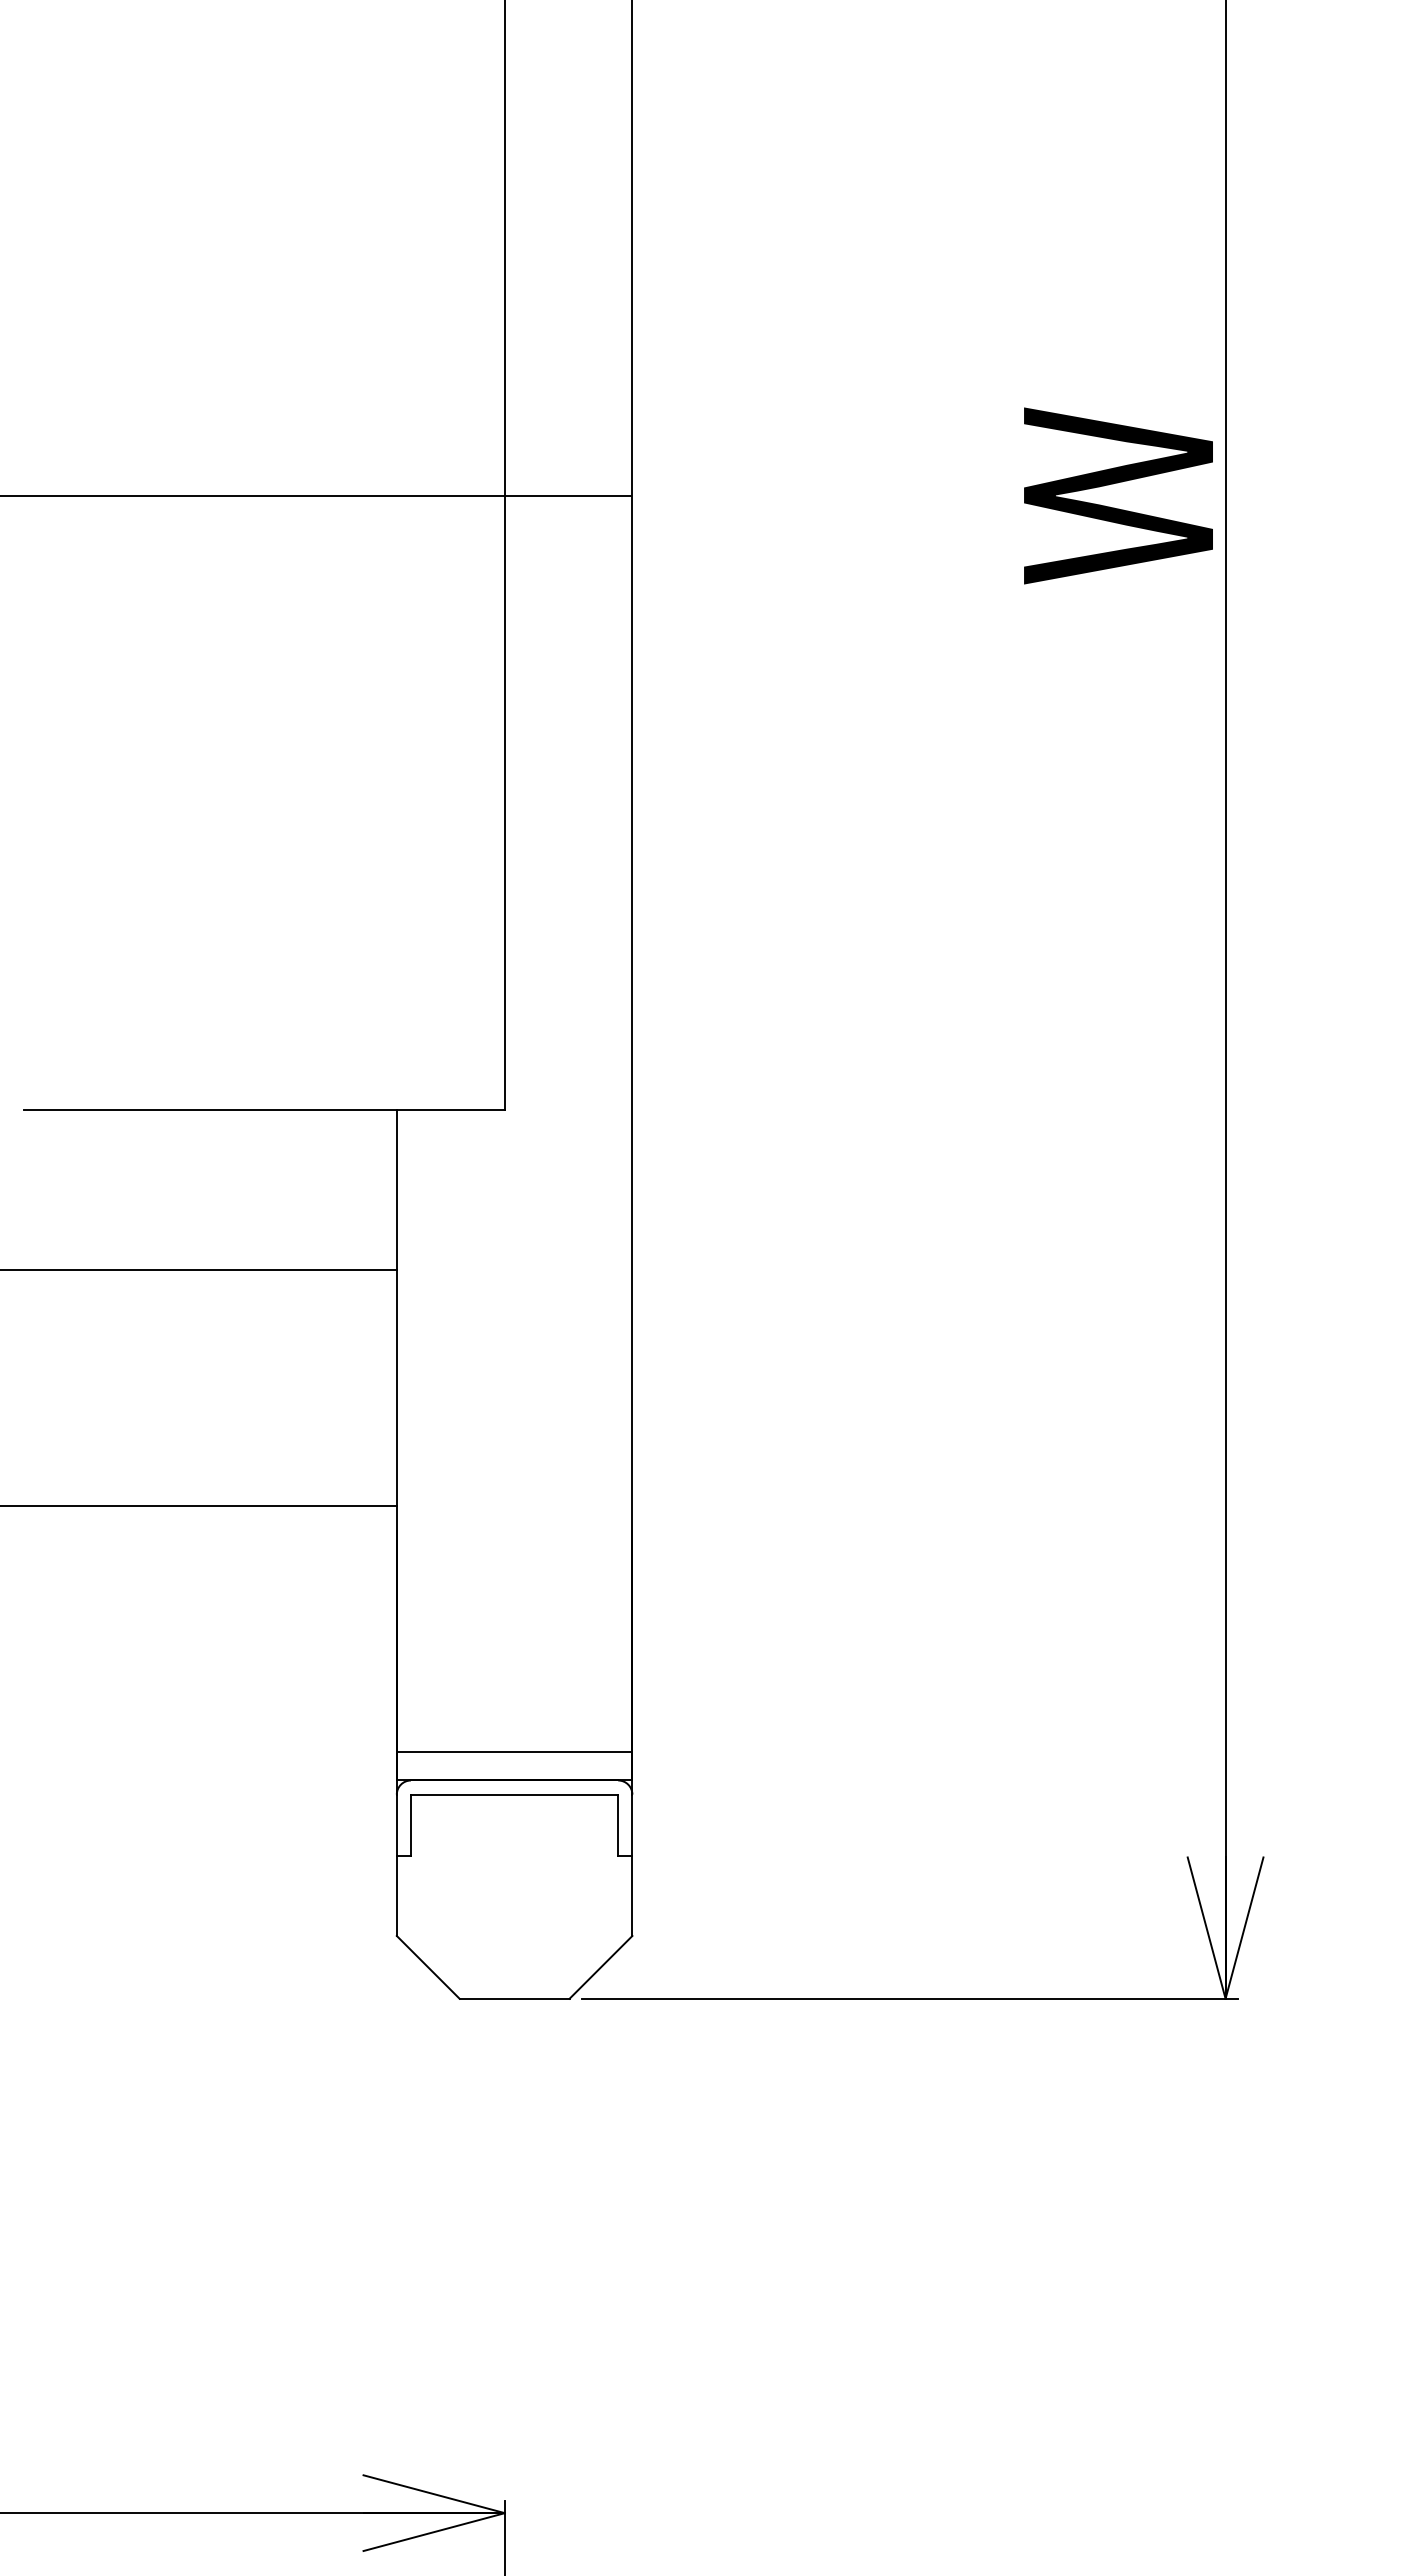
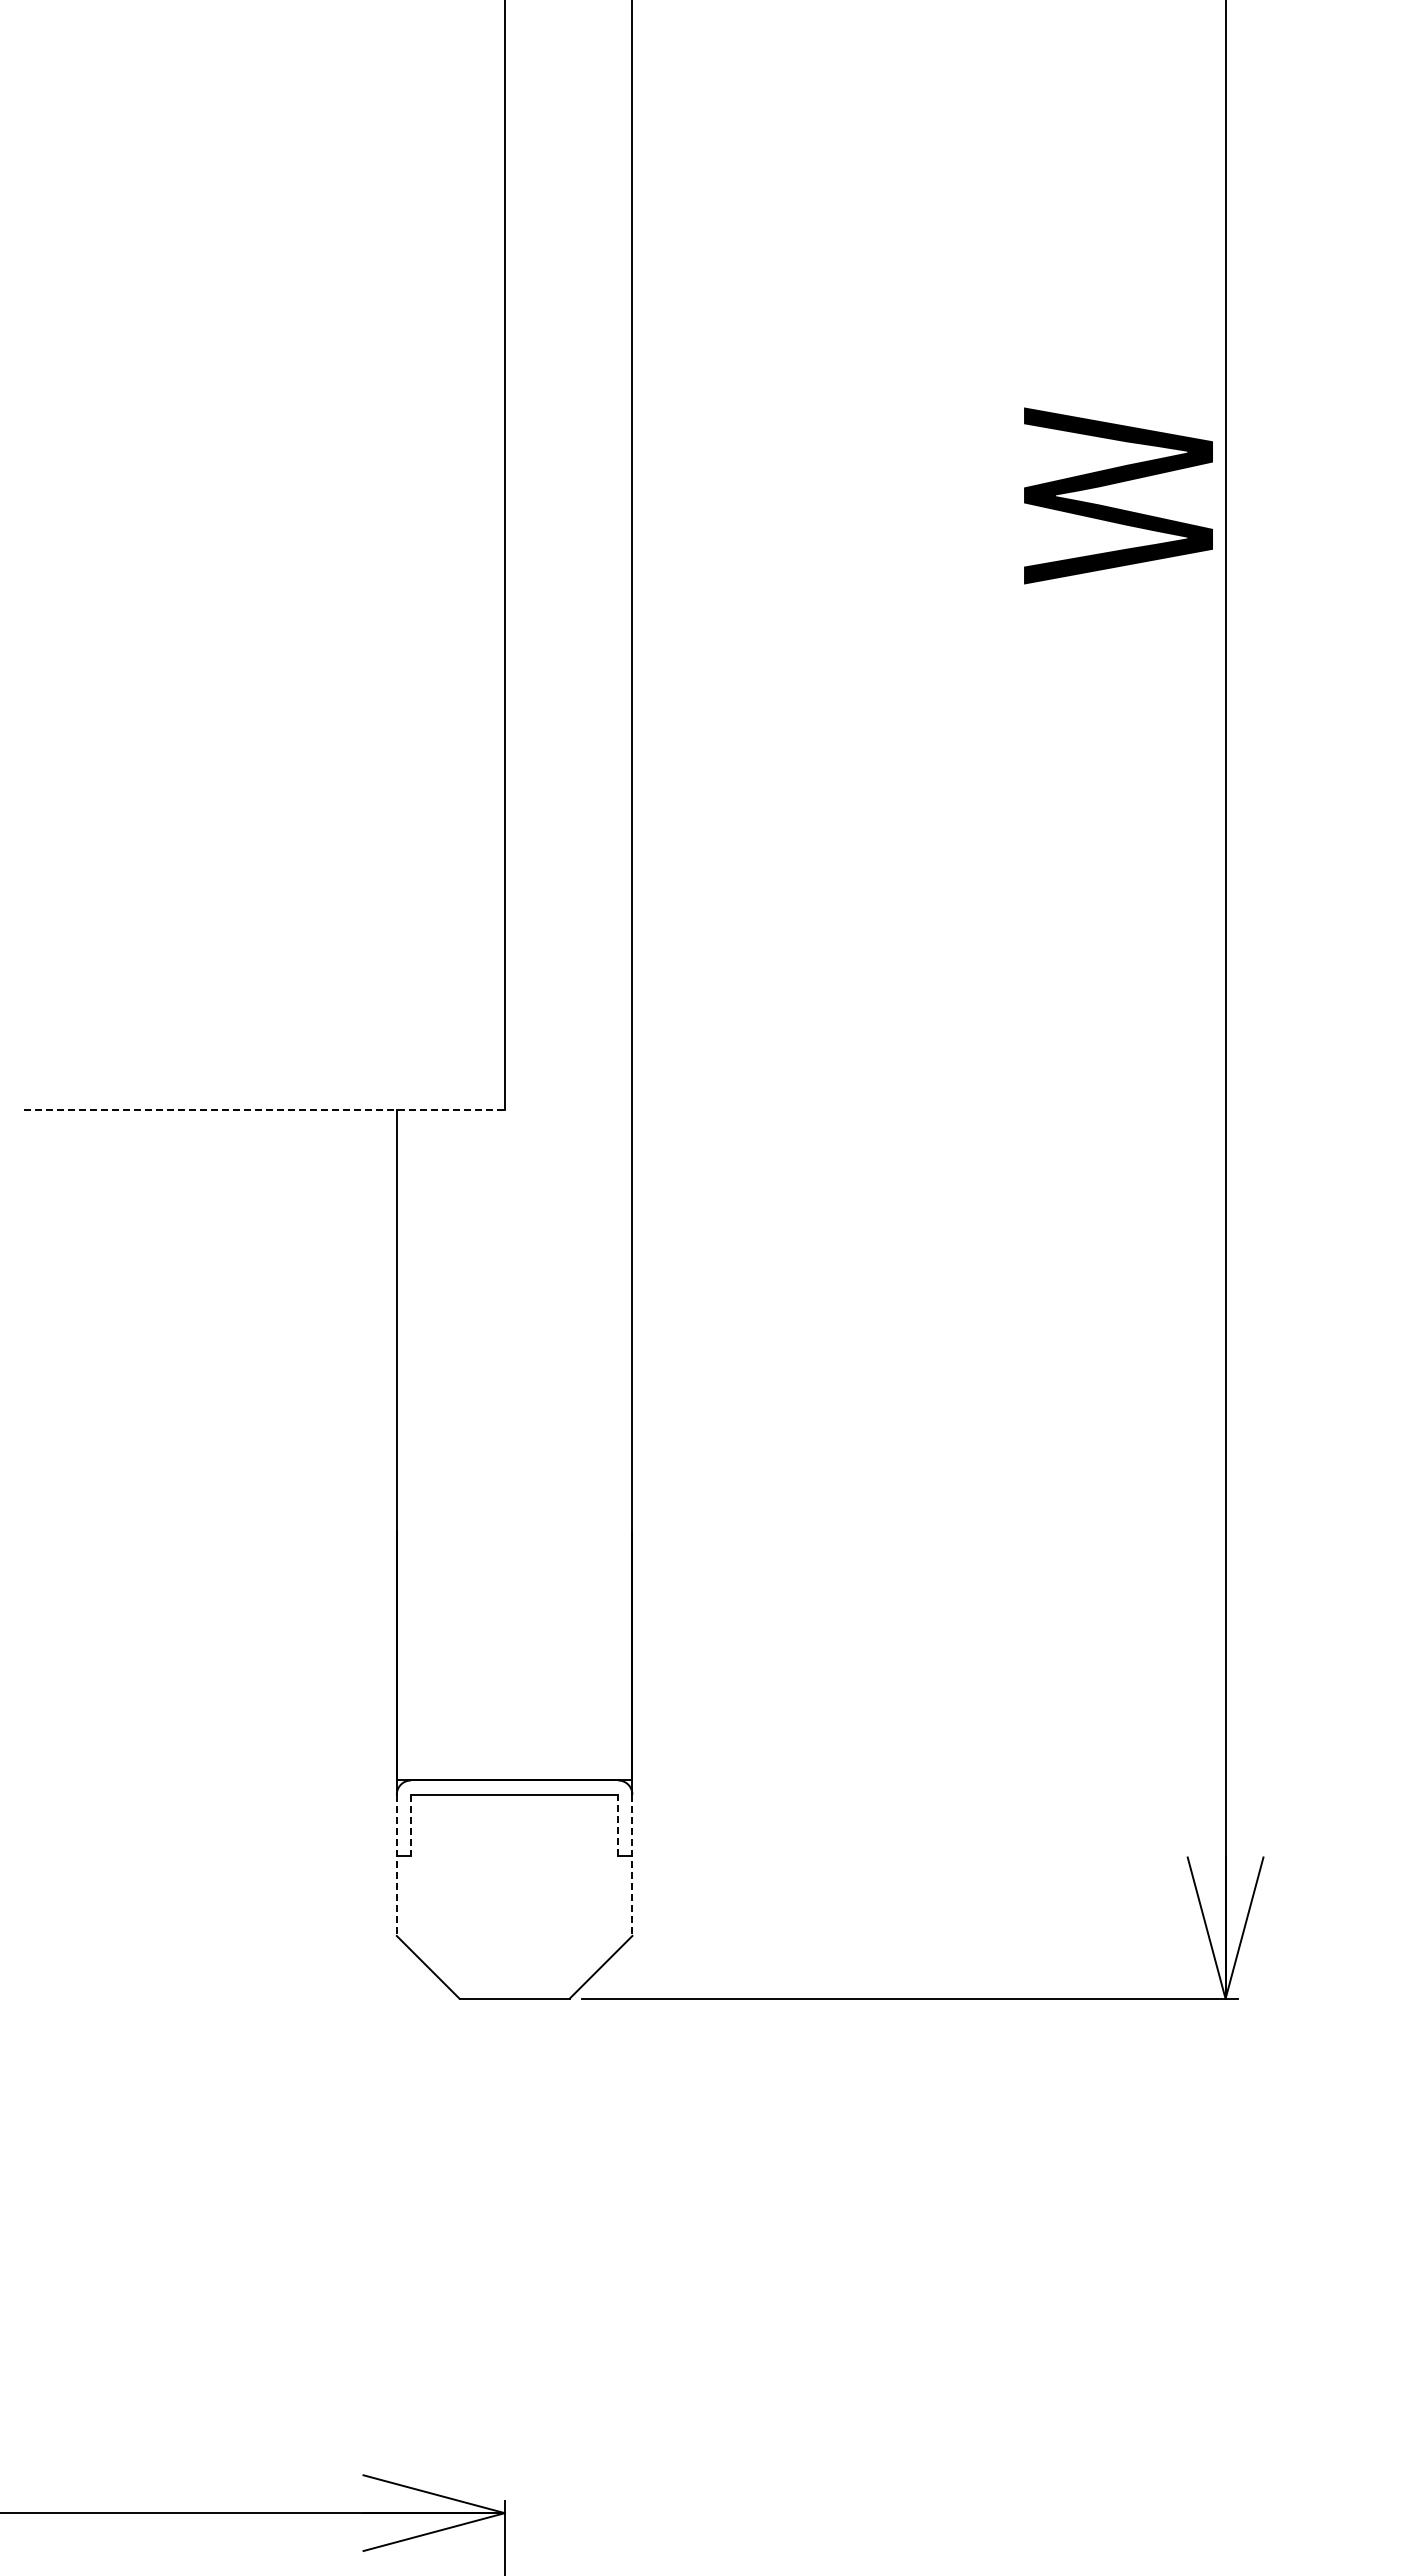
line: present -> none (317, 495)
line: solid -> dashed (265, 1109)
line: present -> none (199, 1270)
line: present -> none (199, 1505)
line: present -> none (514, 1752)
line: solid -> dashed (410, 1825)
line: solid -> dashed (618, 1825)
line: solid -> dashed (396, 1865)
line: solid -> dashed (632, 1865)
